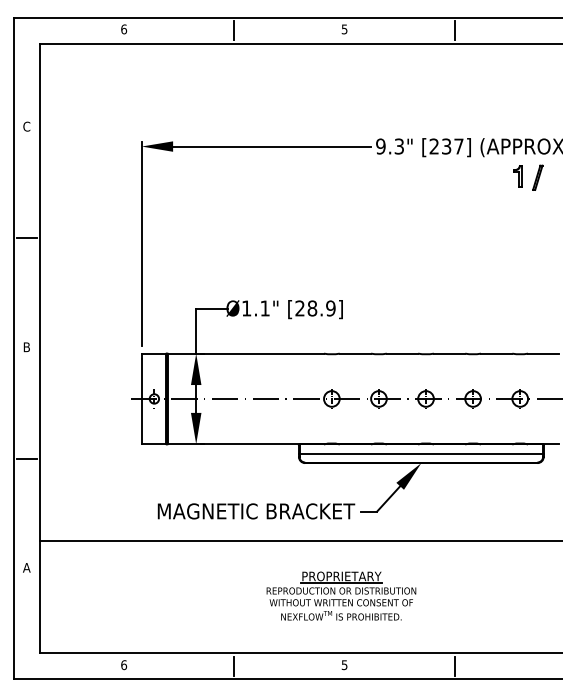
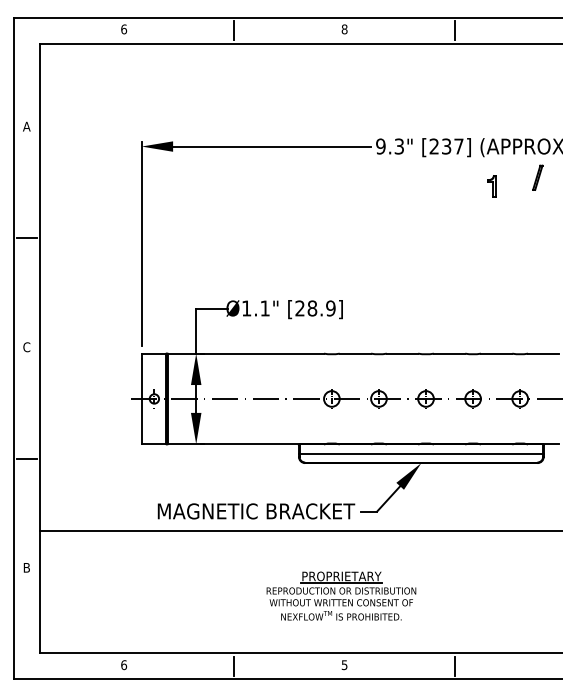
text: 5 -> 8 (344, 29)
text: C -> A (26, 126)
part position: (517, 176) -> (491, 186) (491, 186)
text: B -> C (26, 347)
line position: (299, 541) -> (299, 531) (299, 531)
text: A -> B (26, 567)
